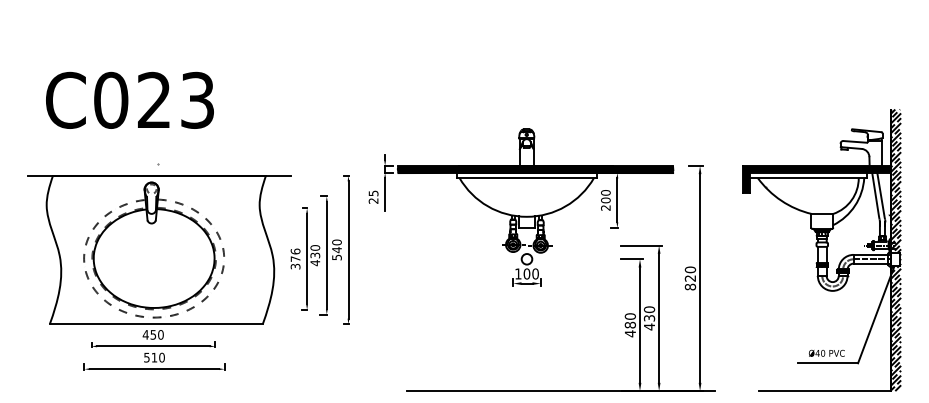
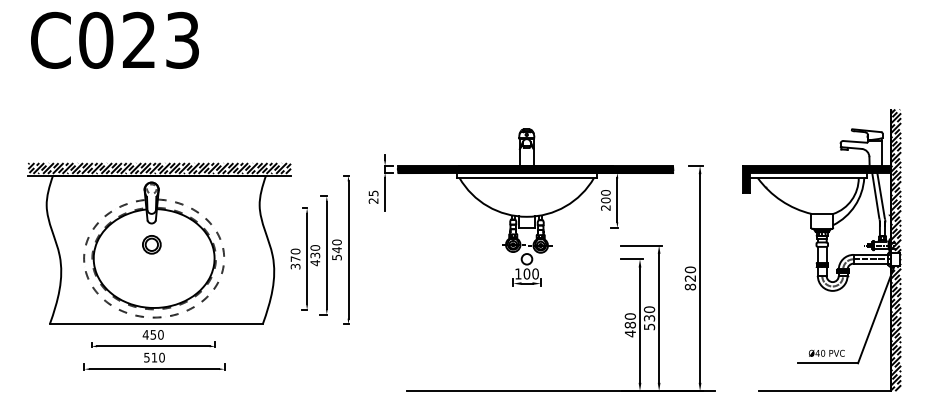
text position: (129, 99) -> (114, 39) (114, 39)
hatch: none -> present (159, 168)
part: none -> present (151, 244)
text: 376 -> 370 (295, 251)
text: 430 -> 530 (649, 326)
